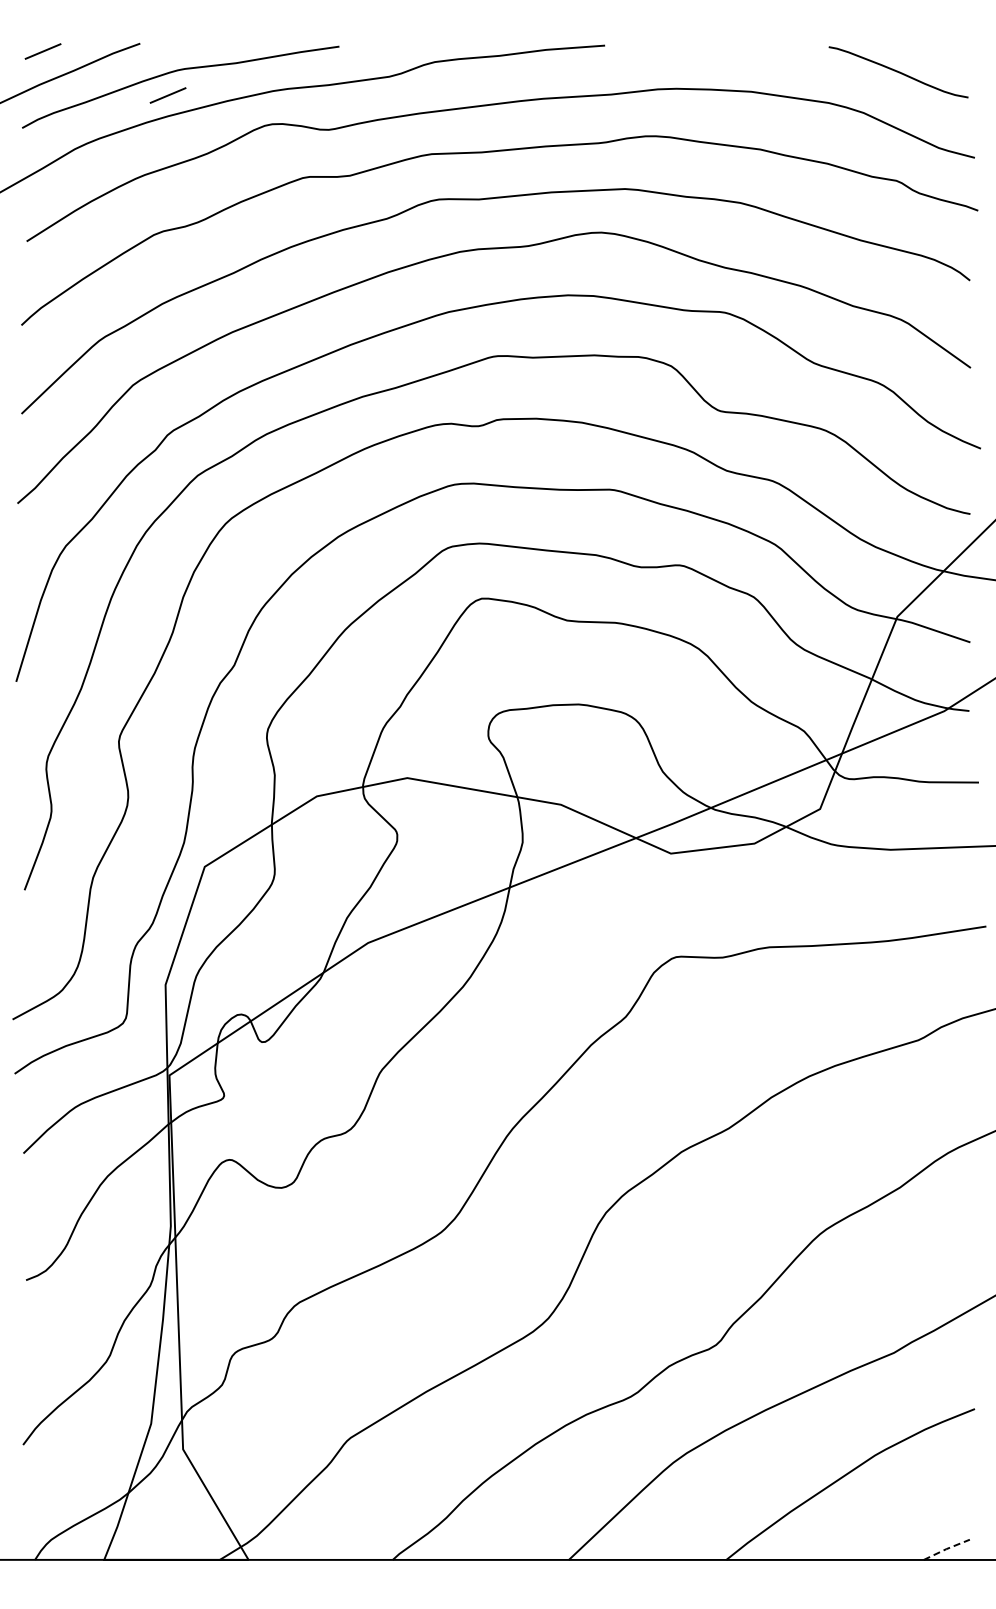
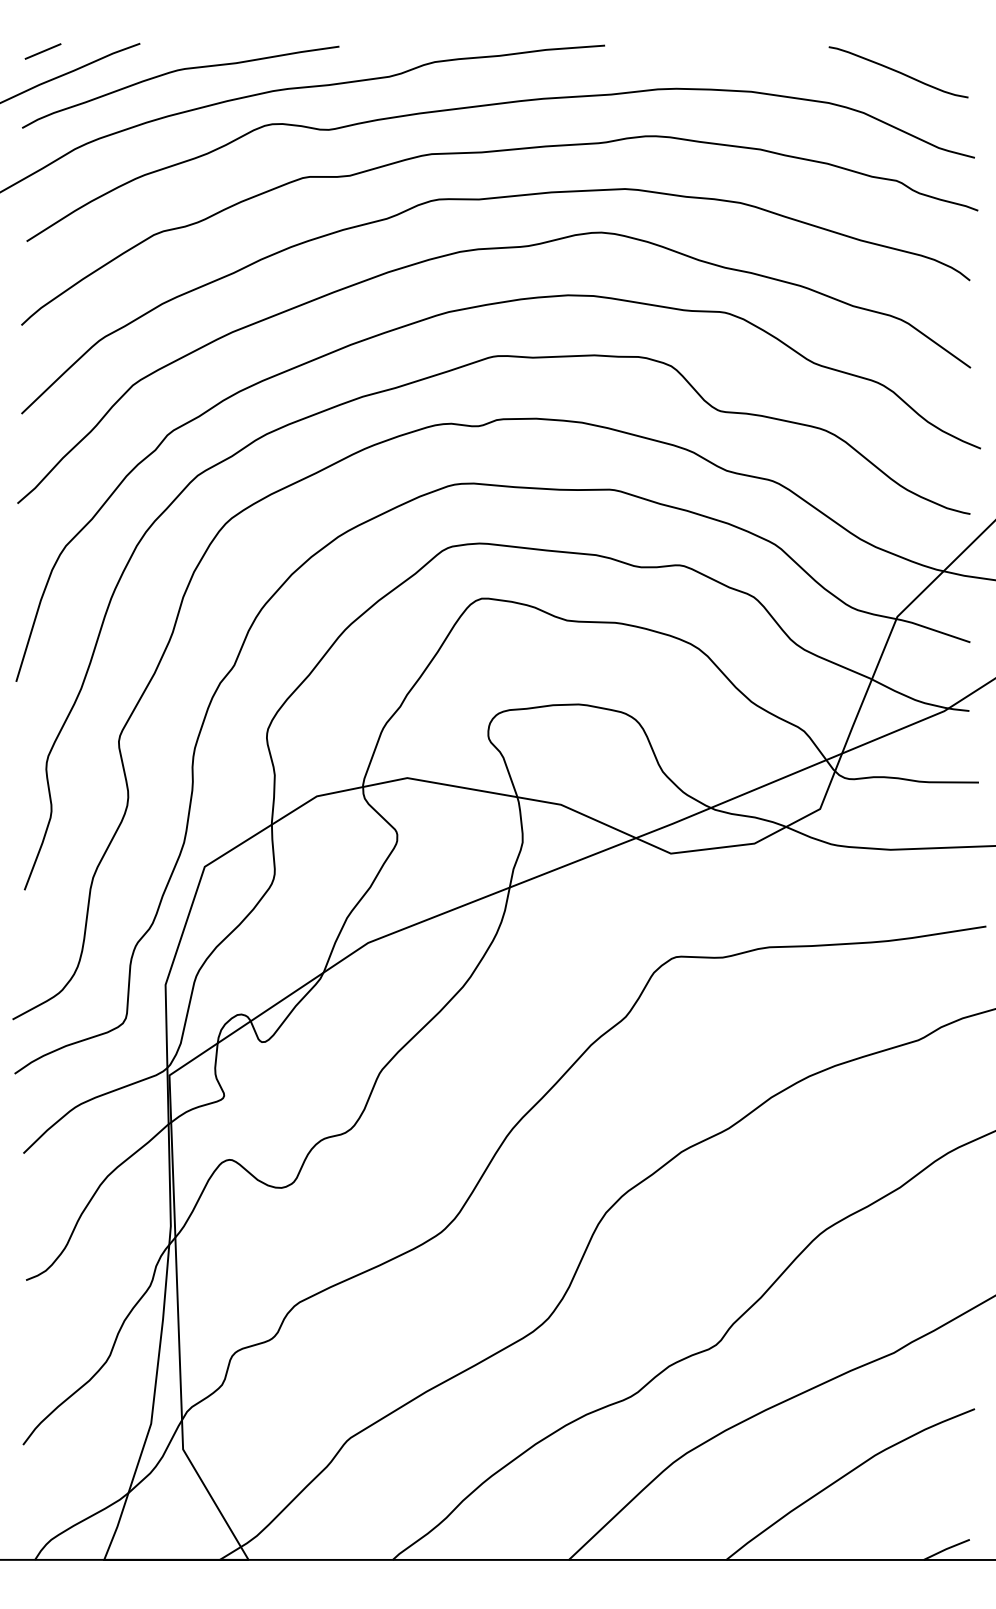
line: present -> none (167, 95)
line: dashed -> solid (946, 1549)
